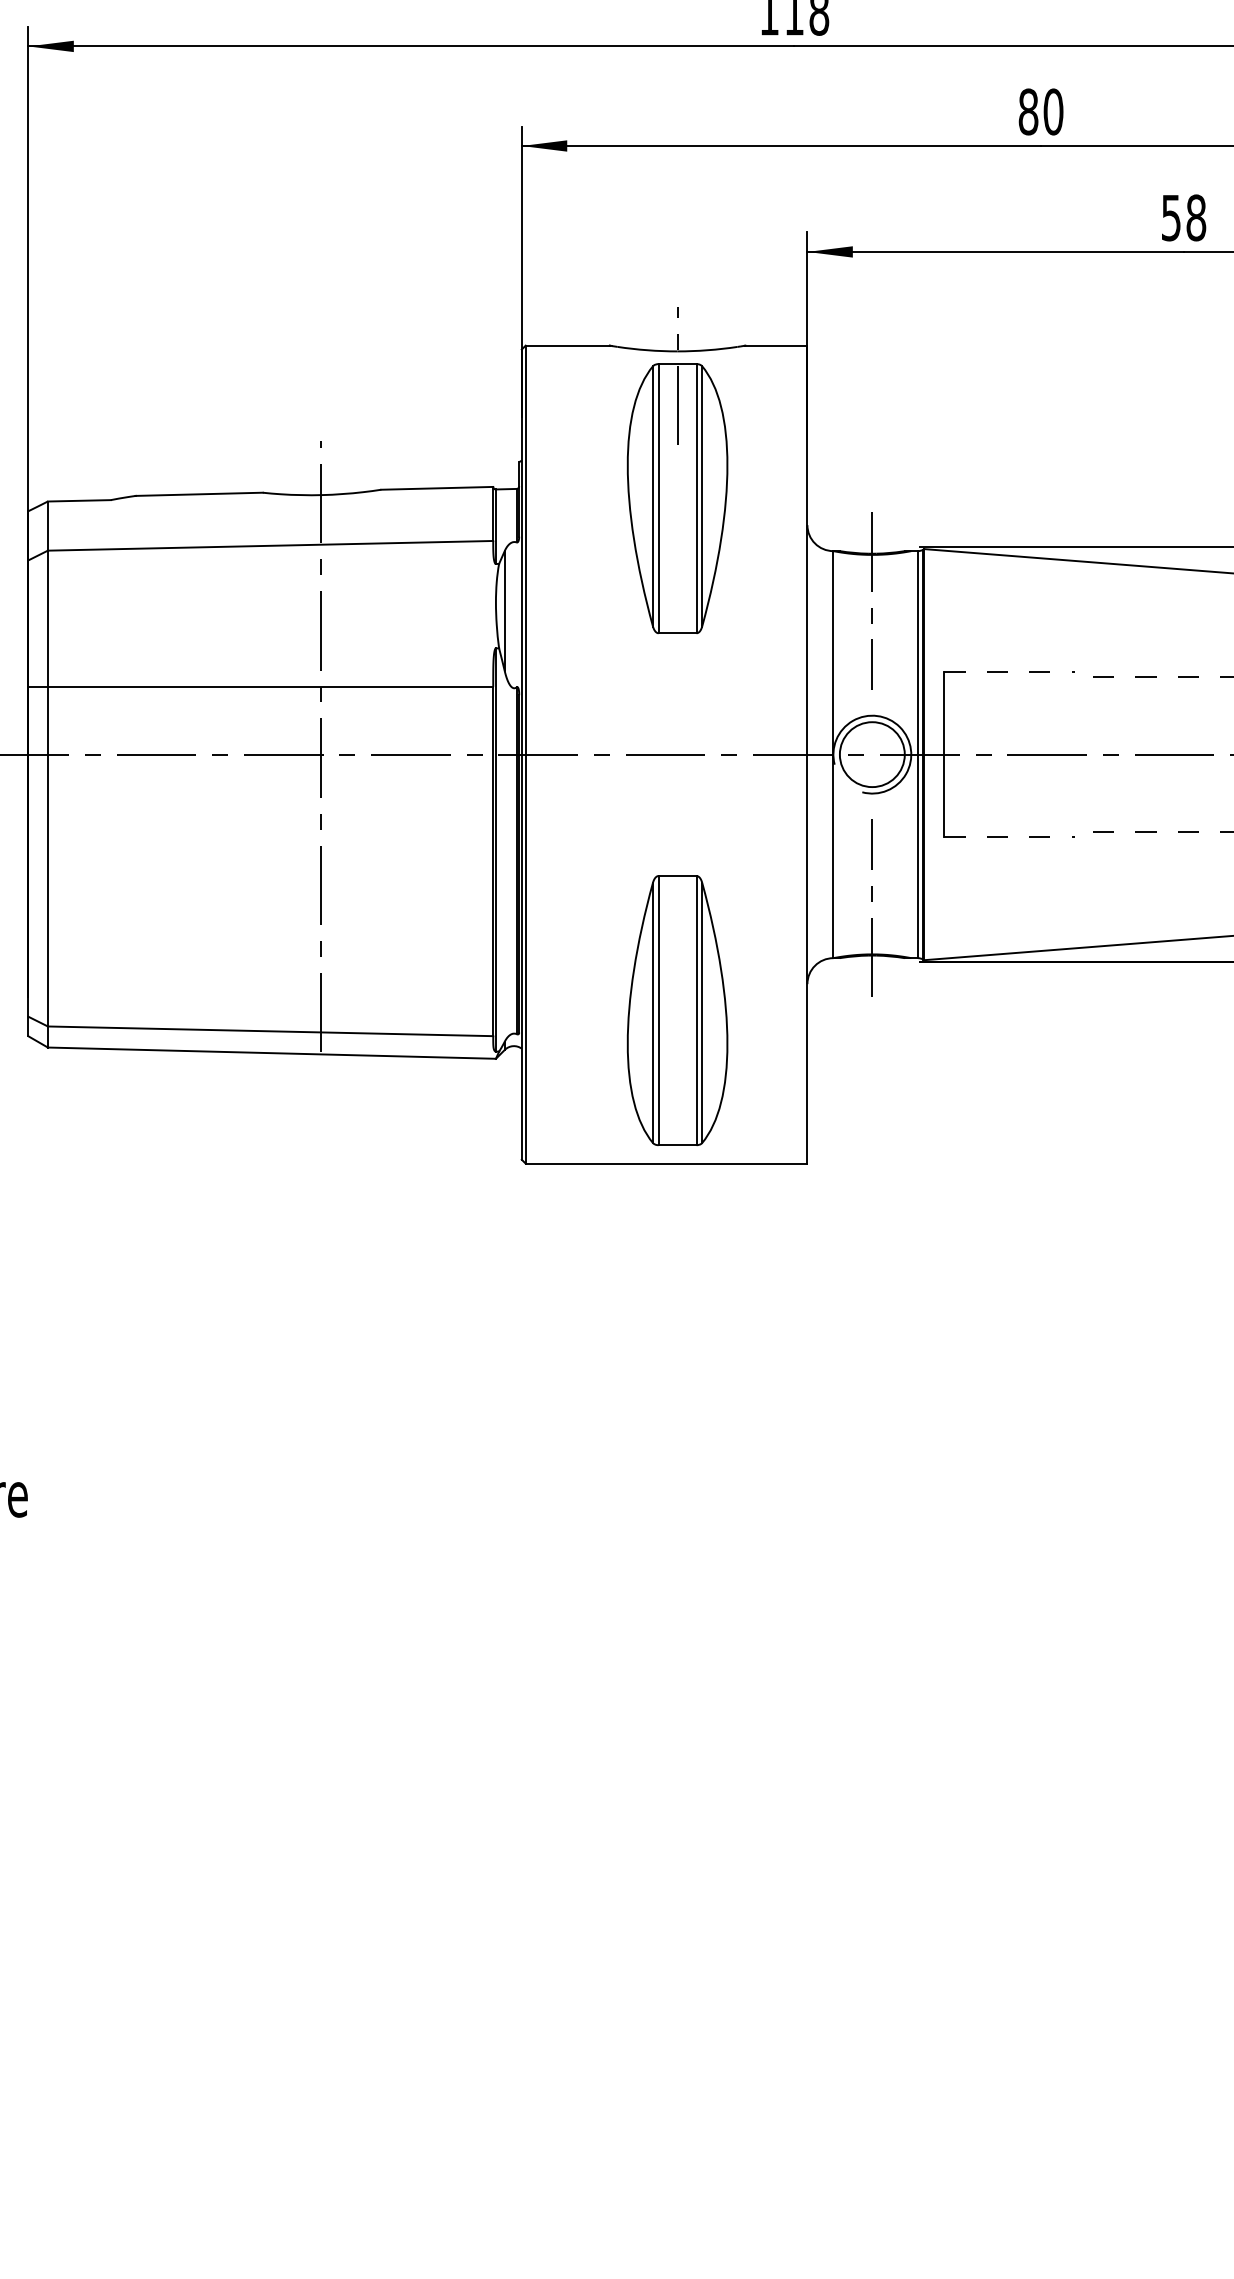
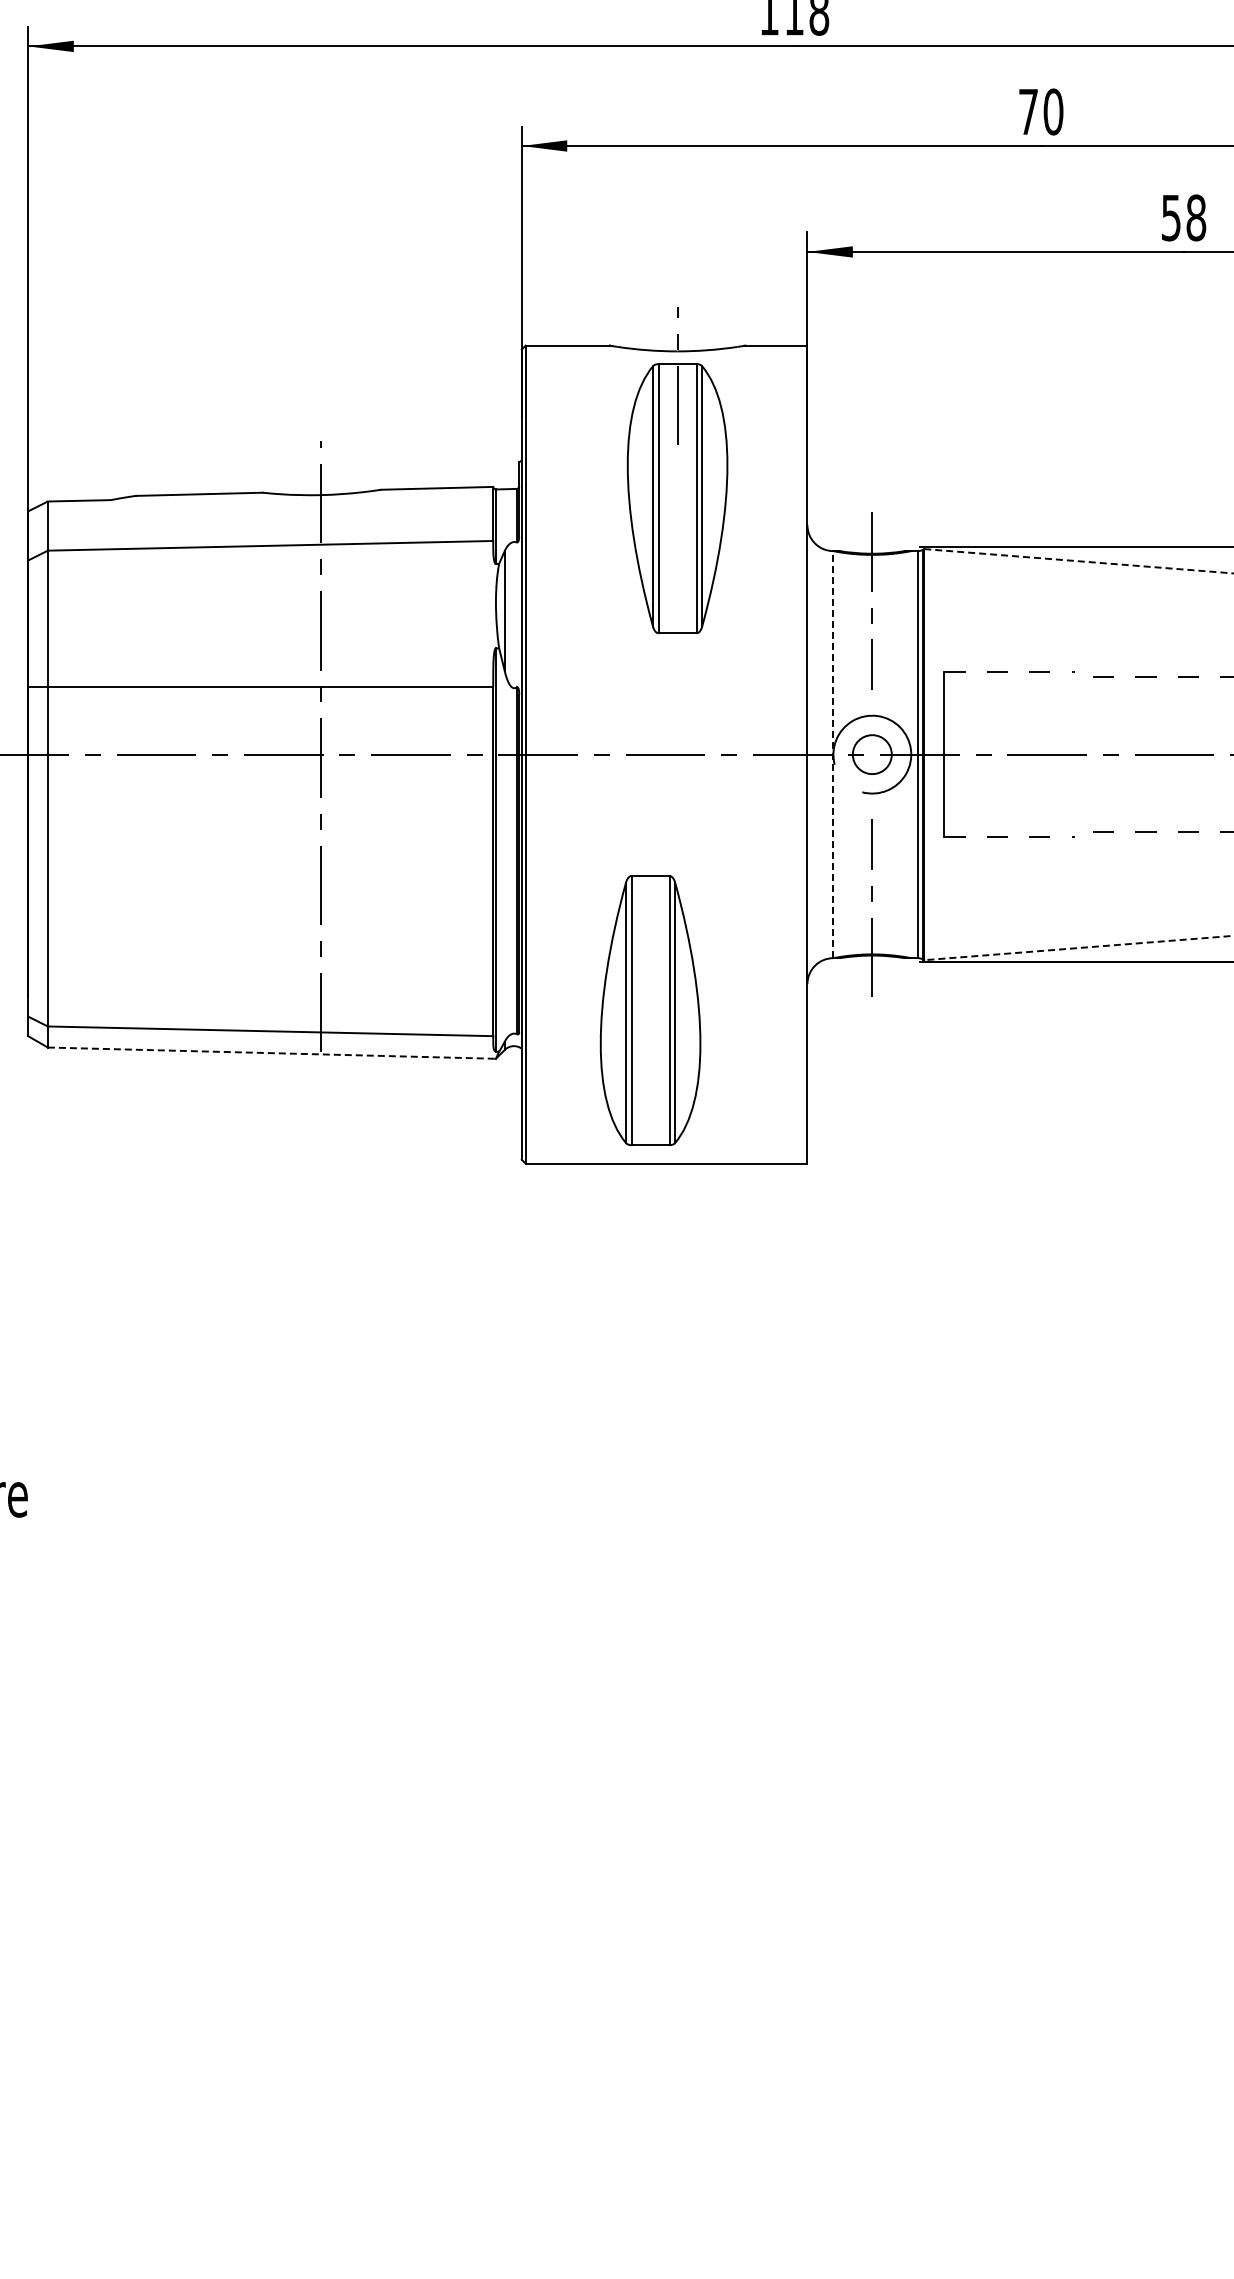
text: 80 -> 70 (1028, 111)
line: solid -> dashed (1079, 561)
line: solid -> dashed (833, 754)
circle diameter: 65 px -> 39 px (871, 754)
line: solid -> dashed (1078, 948)
part position: (677, 1010) -> (650, 1010) (650, 1010)
line: solid -> dashed (272, 1053)
